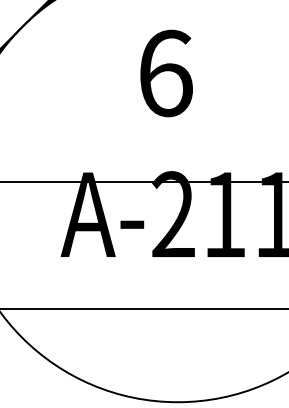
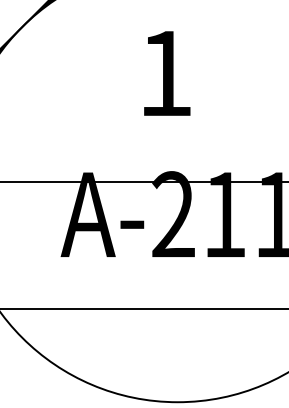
text: 6 -> 1 (166, 73)
